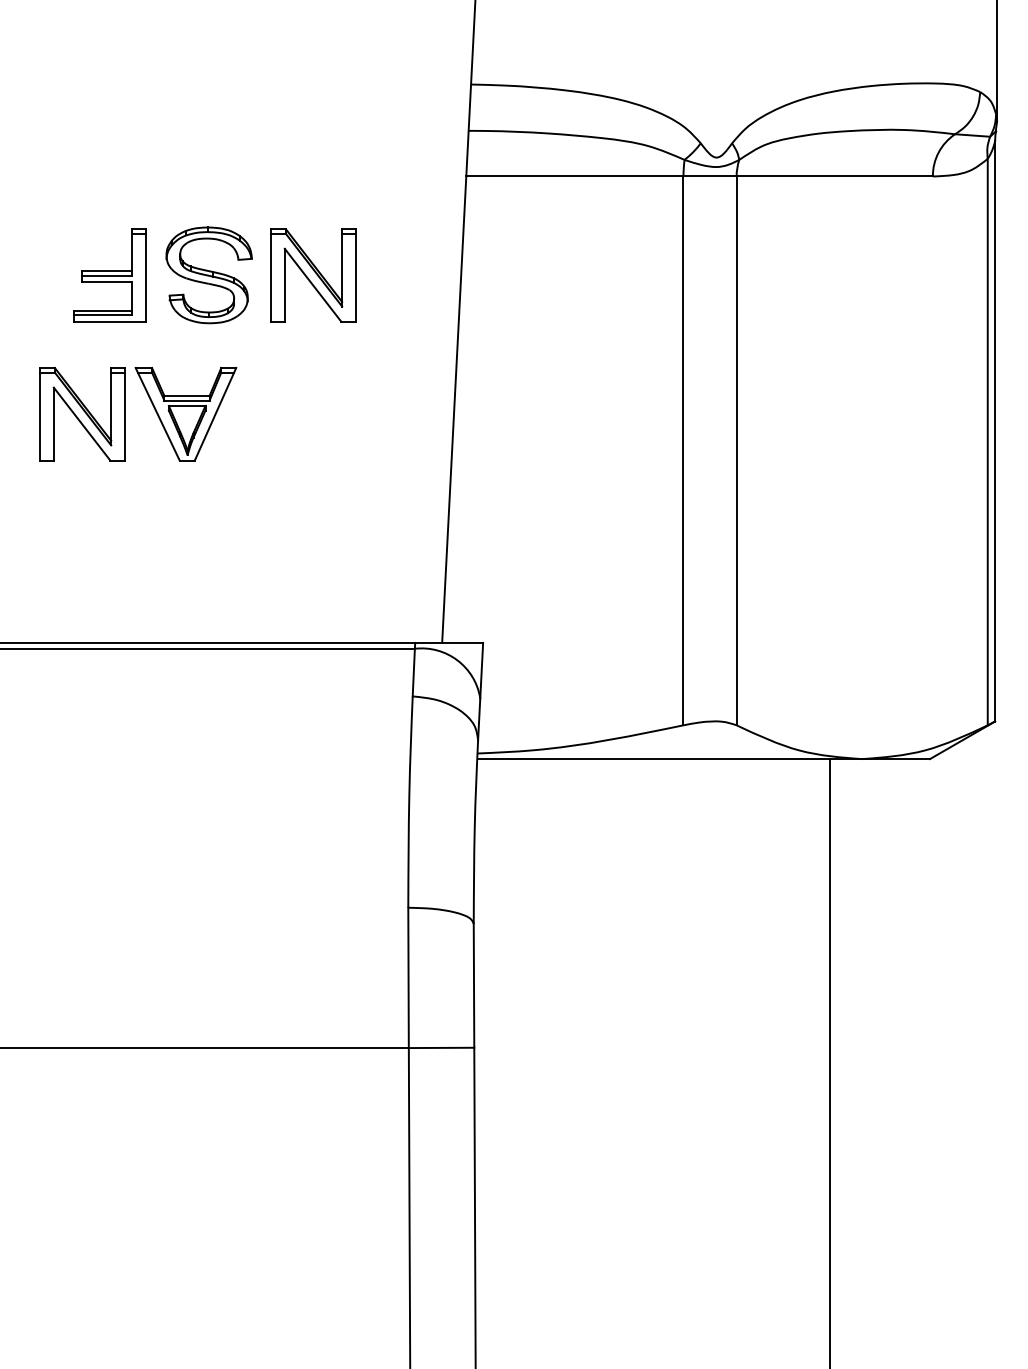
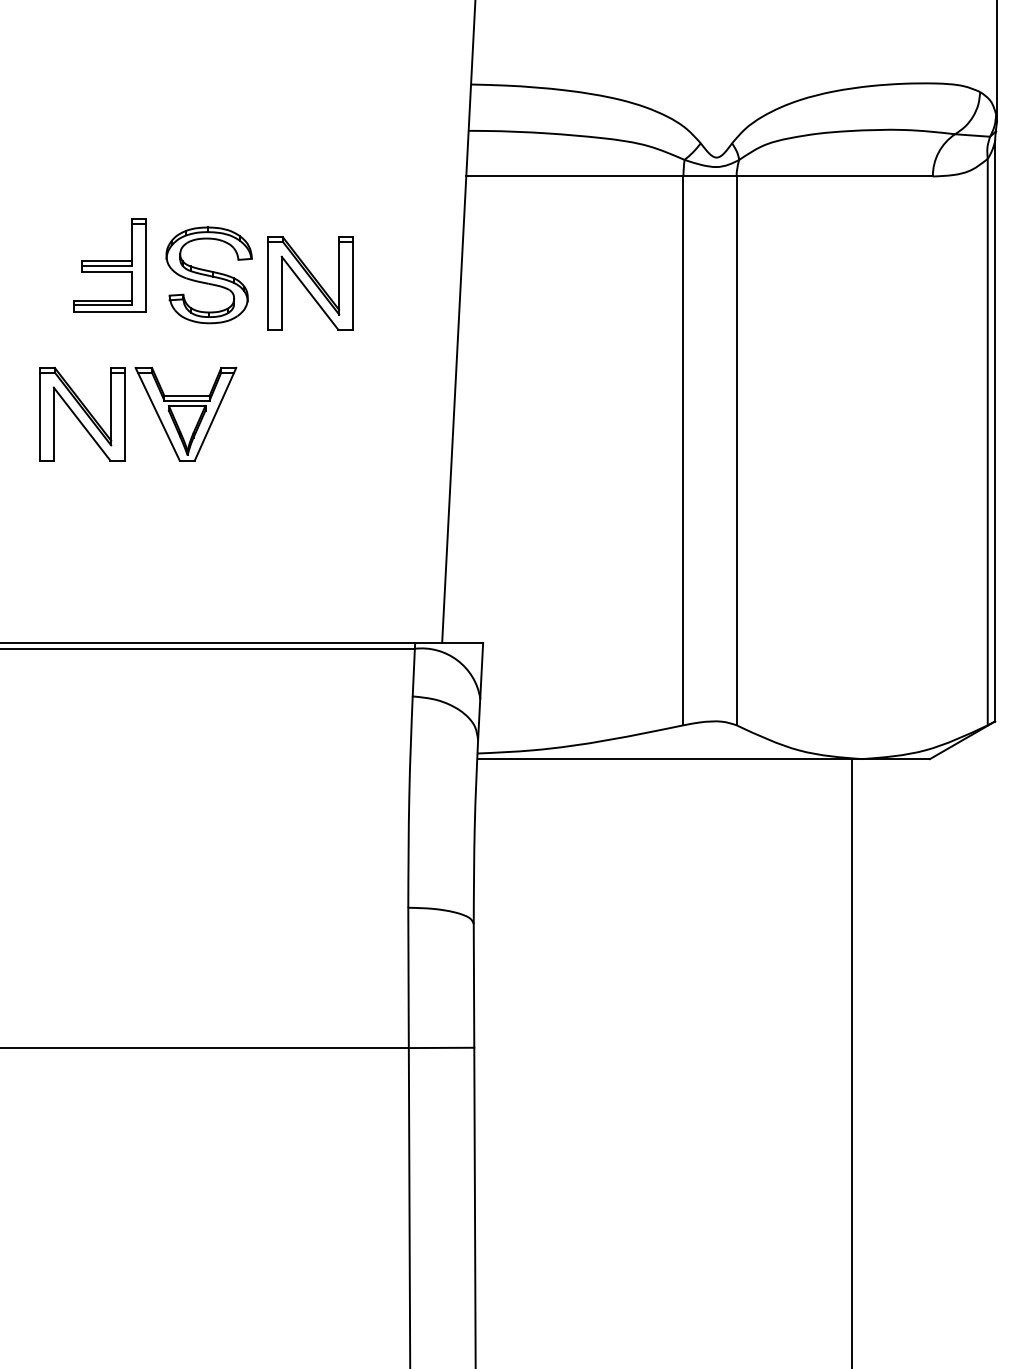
part position: (109, 275) -> (109, 265) (109, 265)
part position: (313, 275) -> (310, 283) (310, 283)
line position: (830, 1062) -> (852, 1062) (852, 1062)
